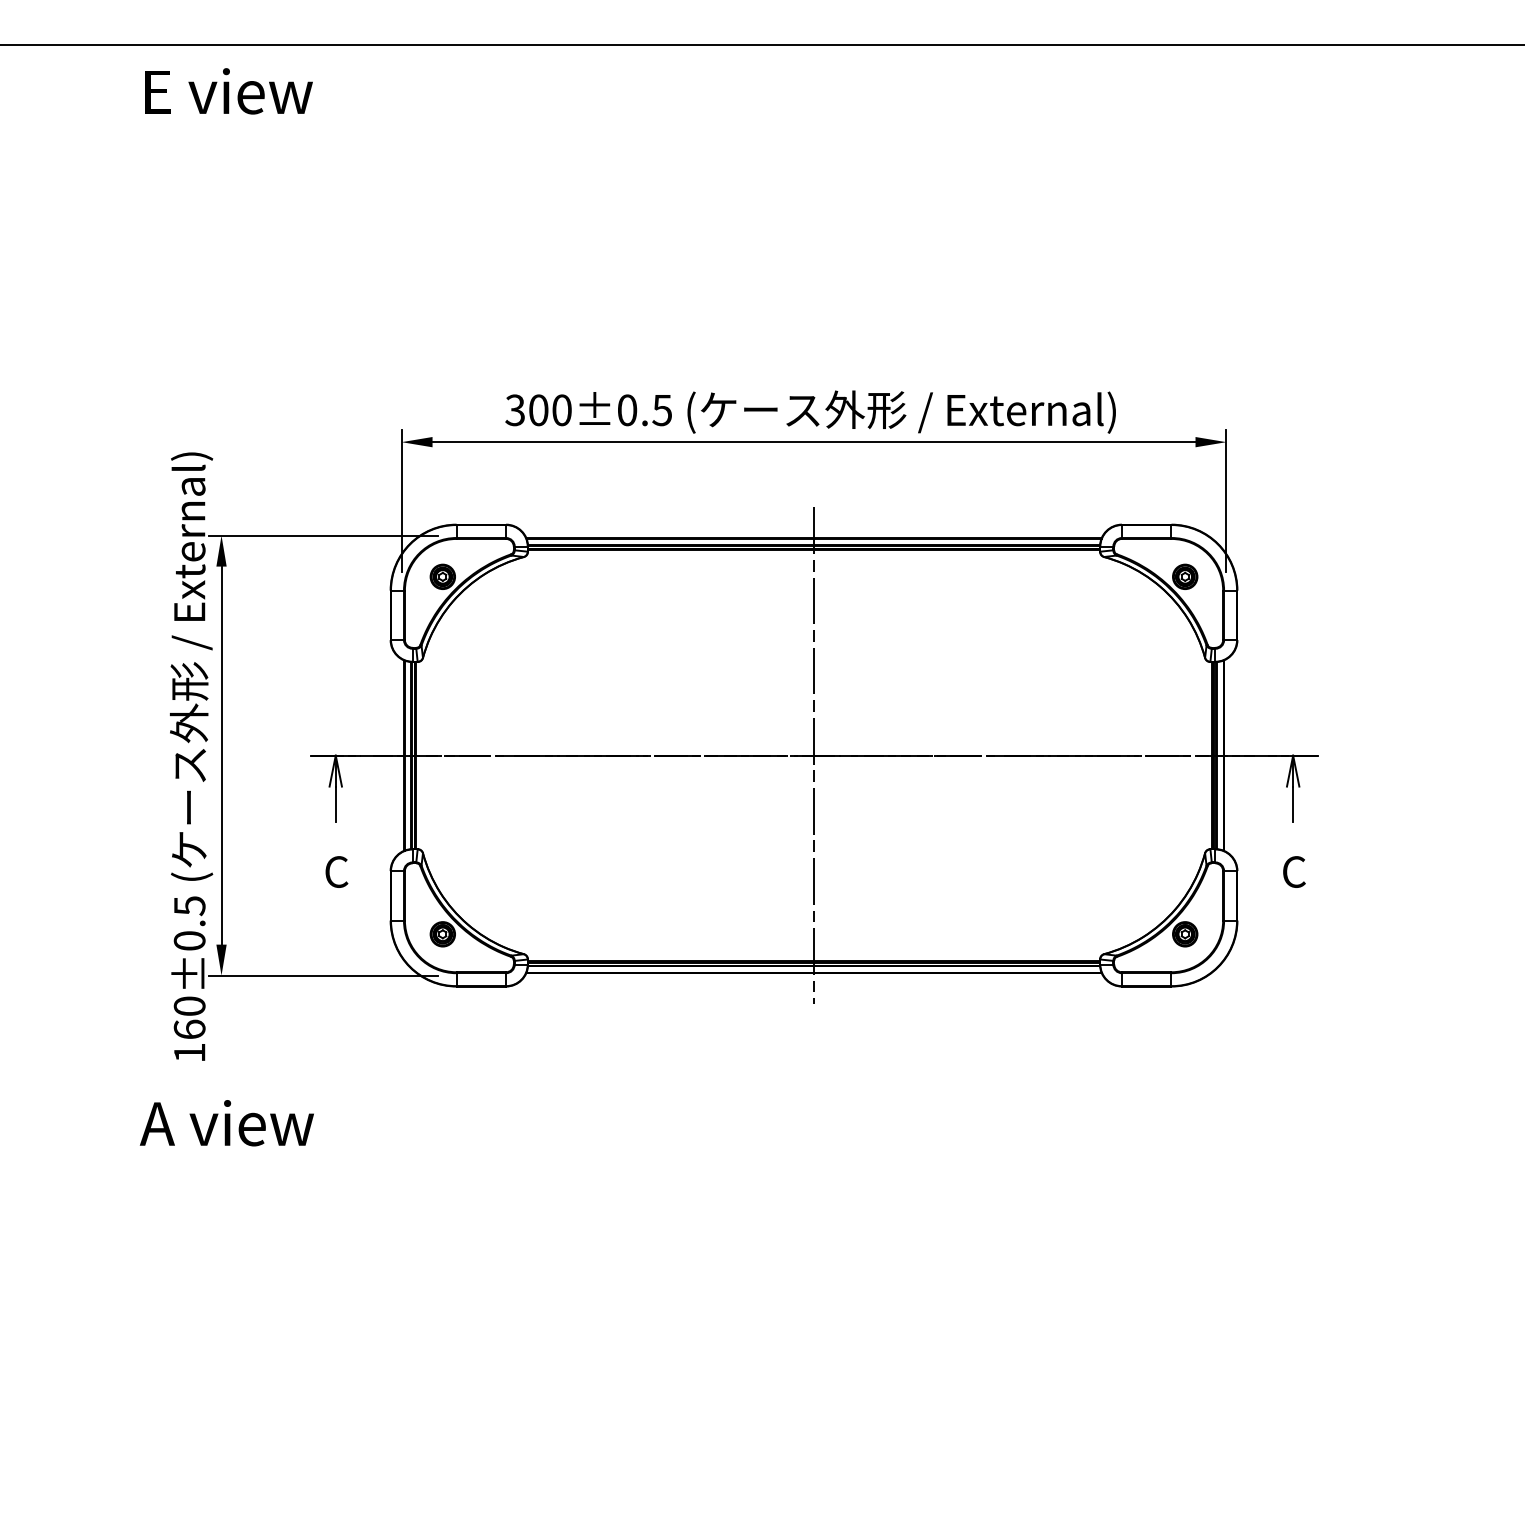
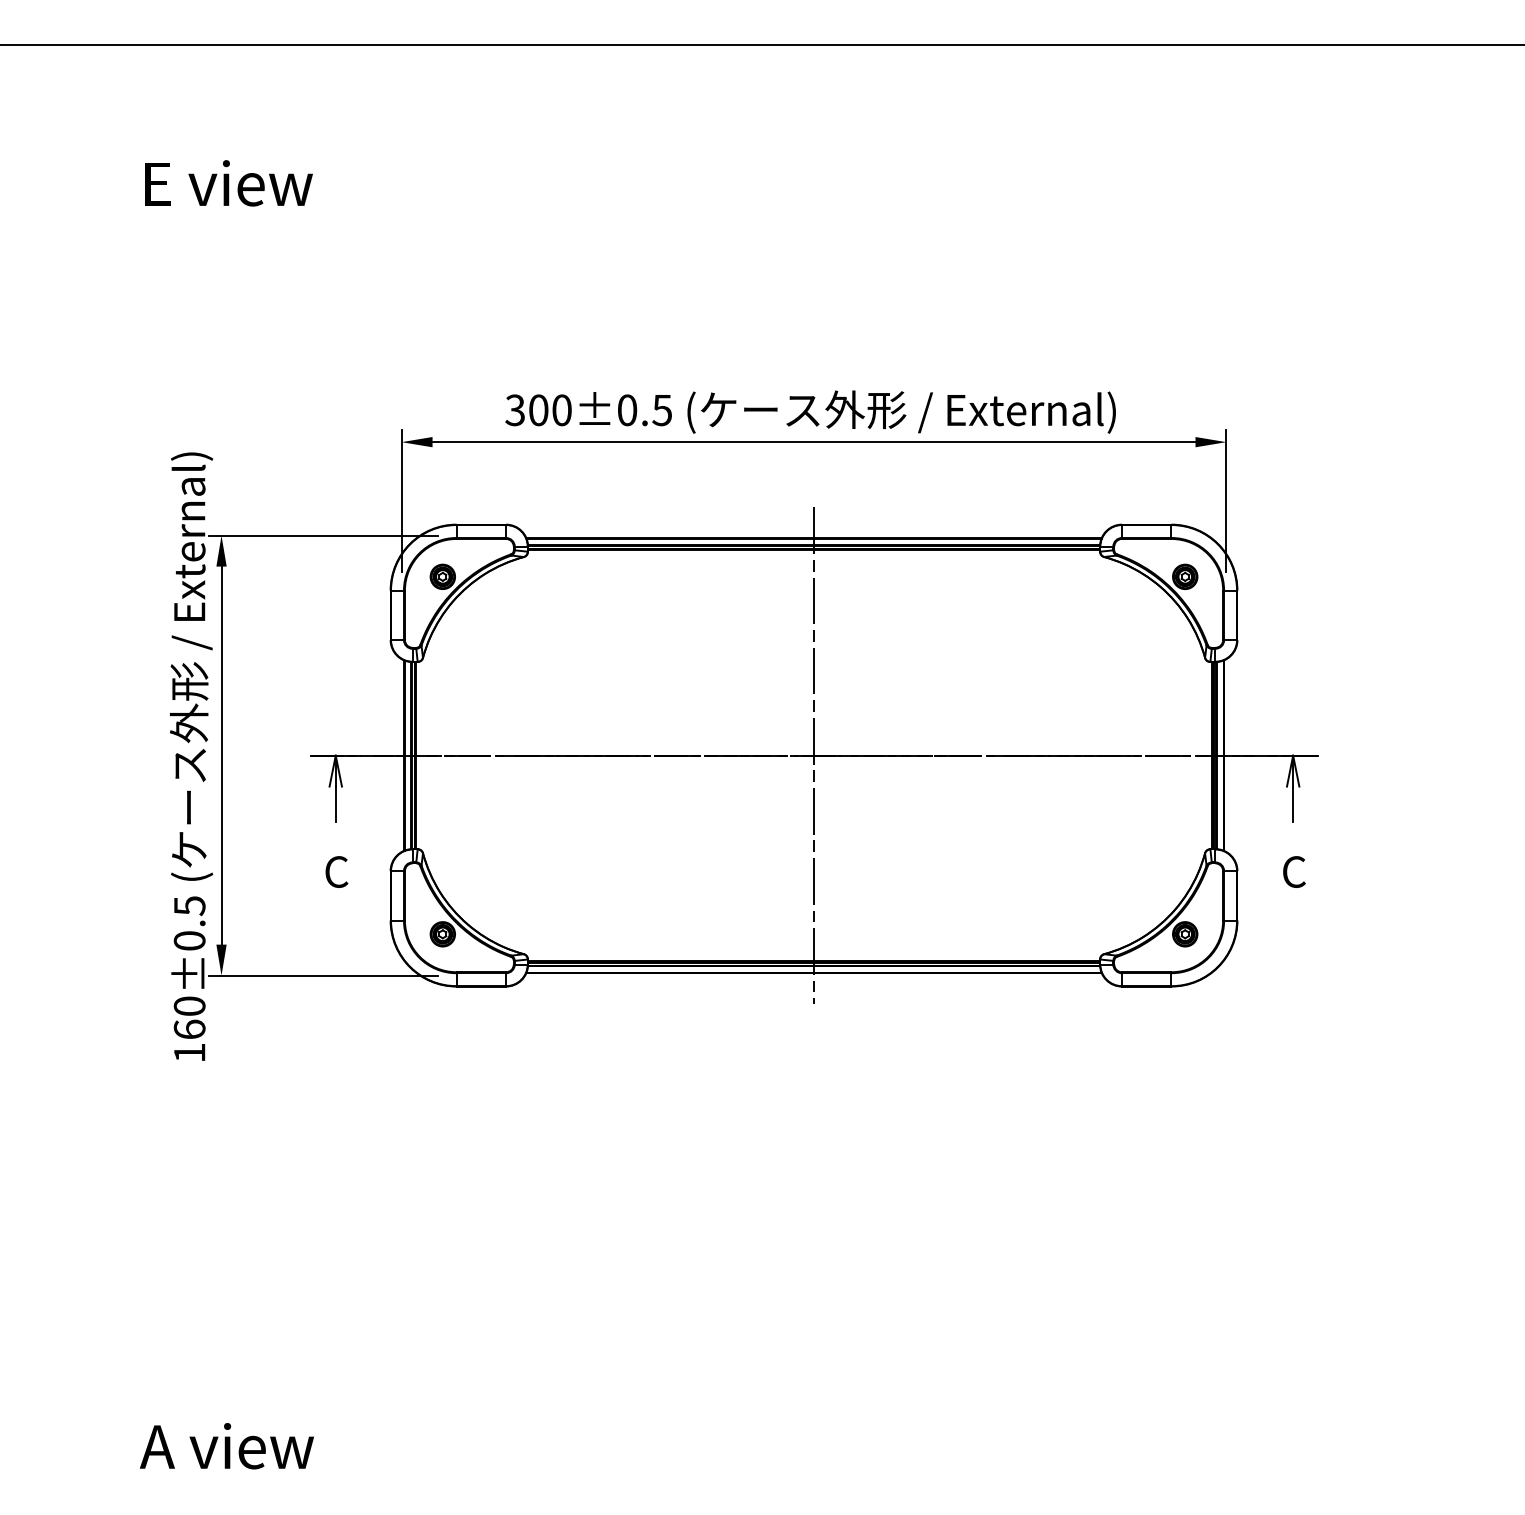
text position: (228, 91) -> (228, 183) (228, 183)
text position: (226, 1123) -> (226, 1446) (226, 1446)
